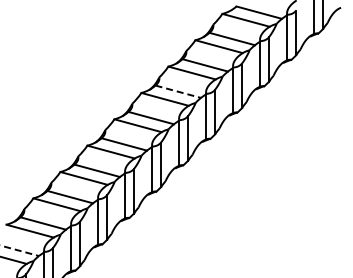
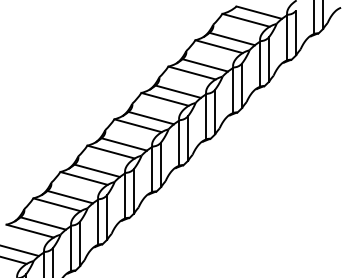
line: dashed -> solid (178, 91)
line: dashed -> solid (20, 250)
